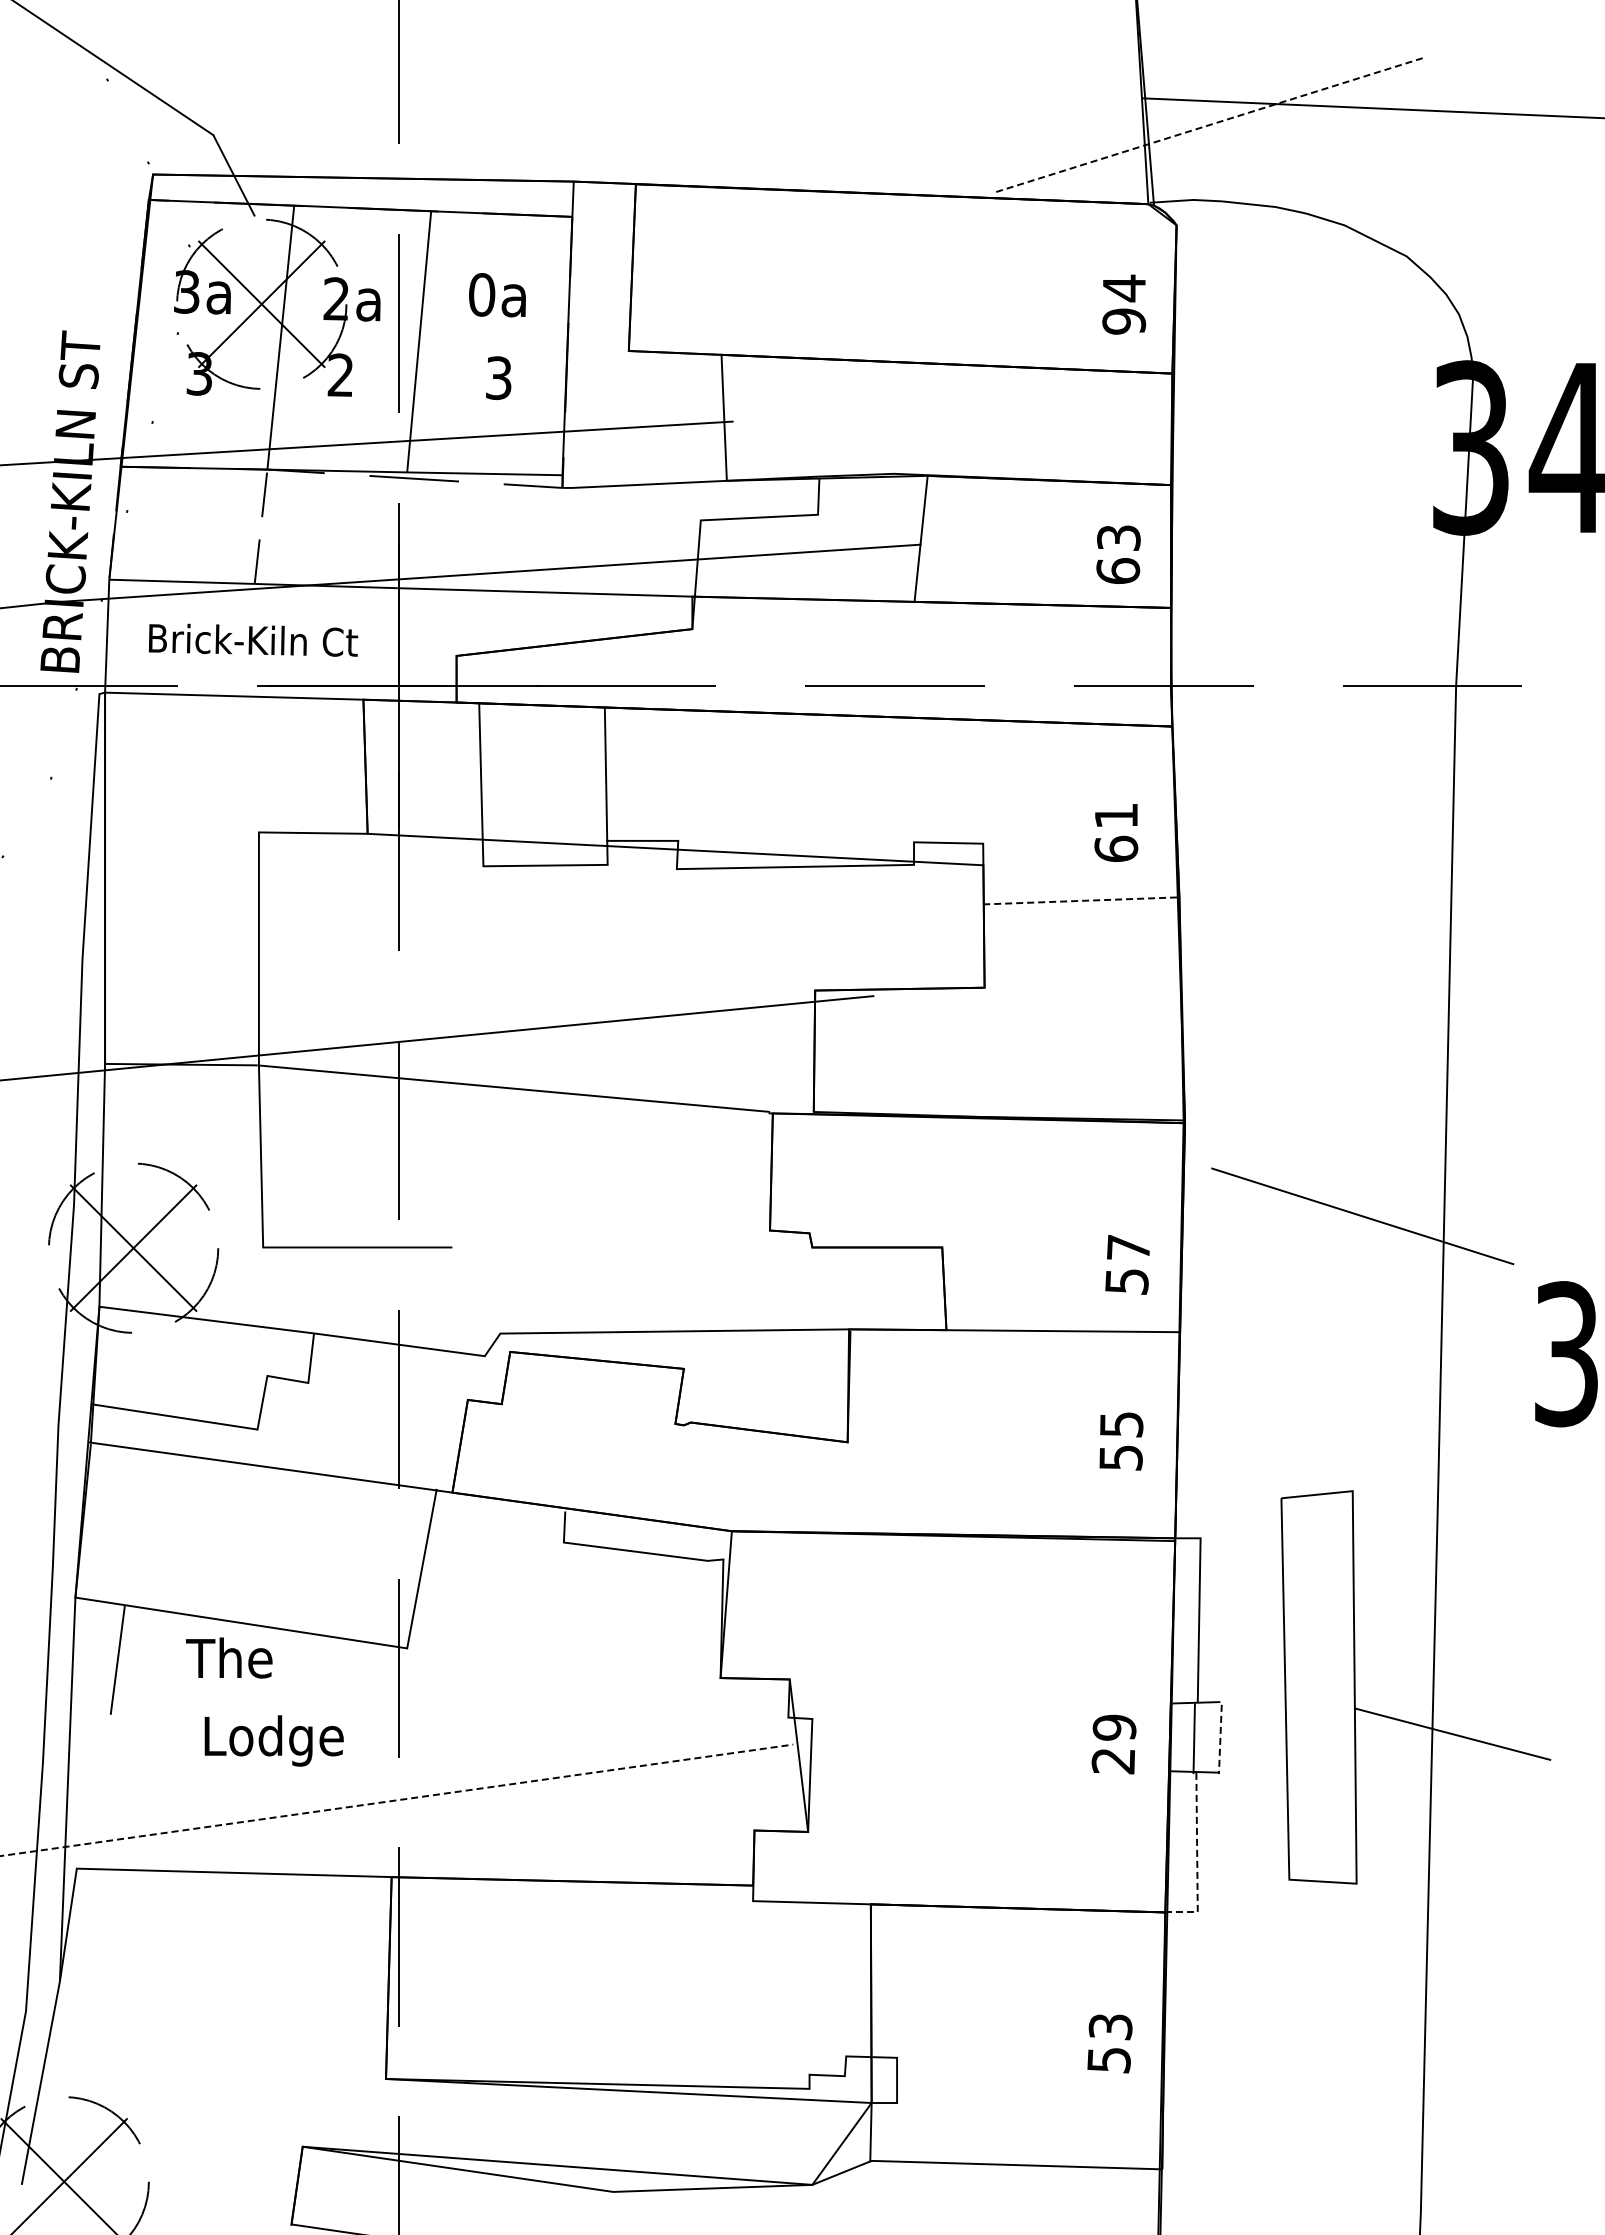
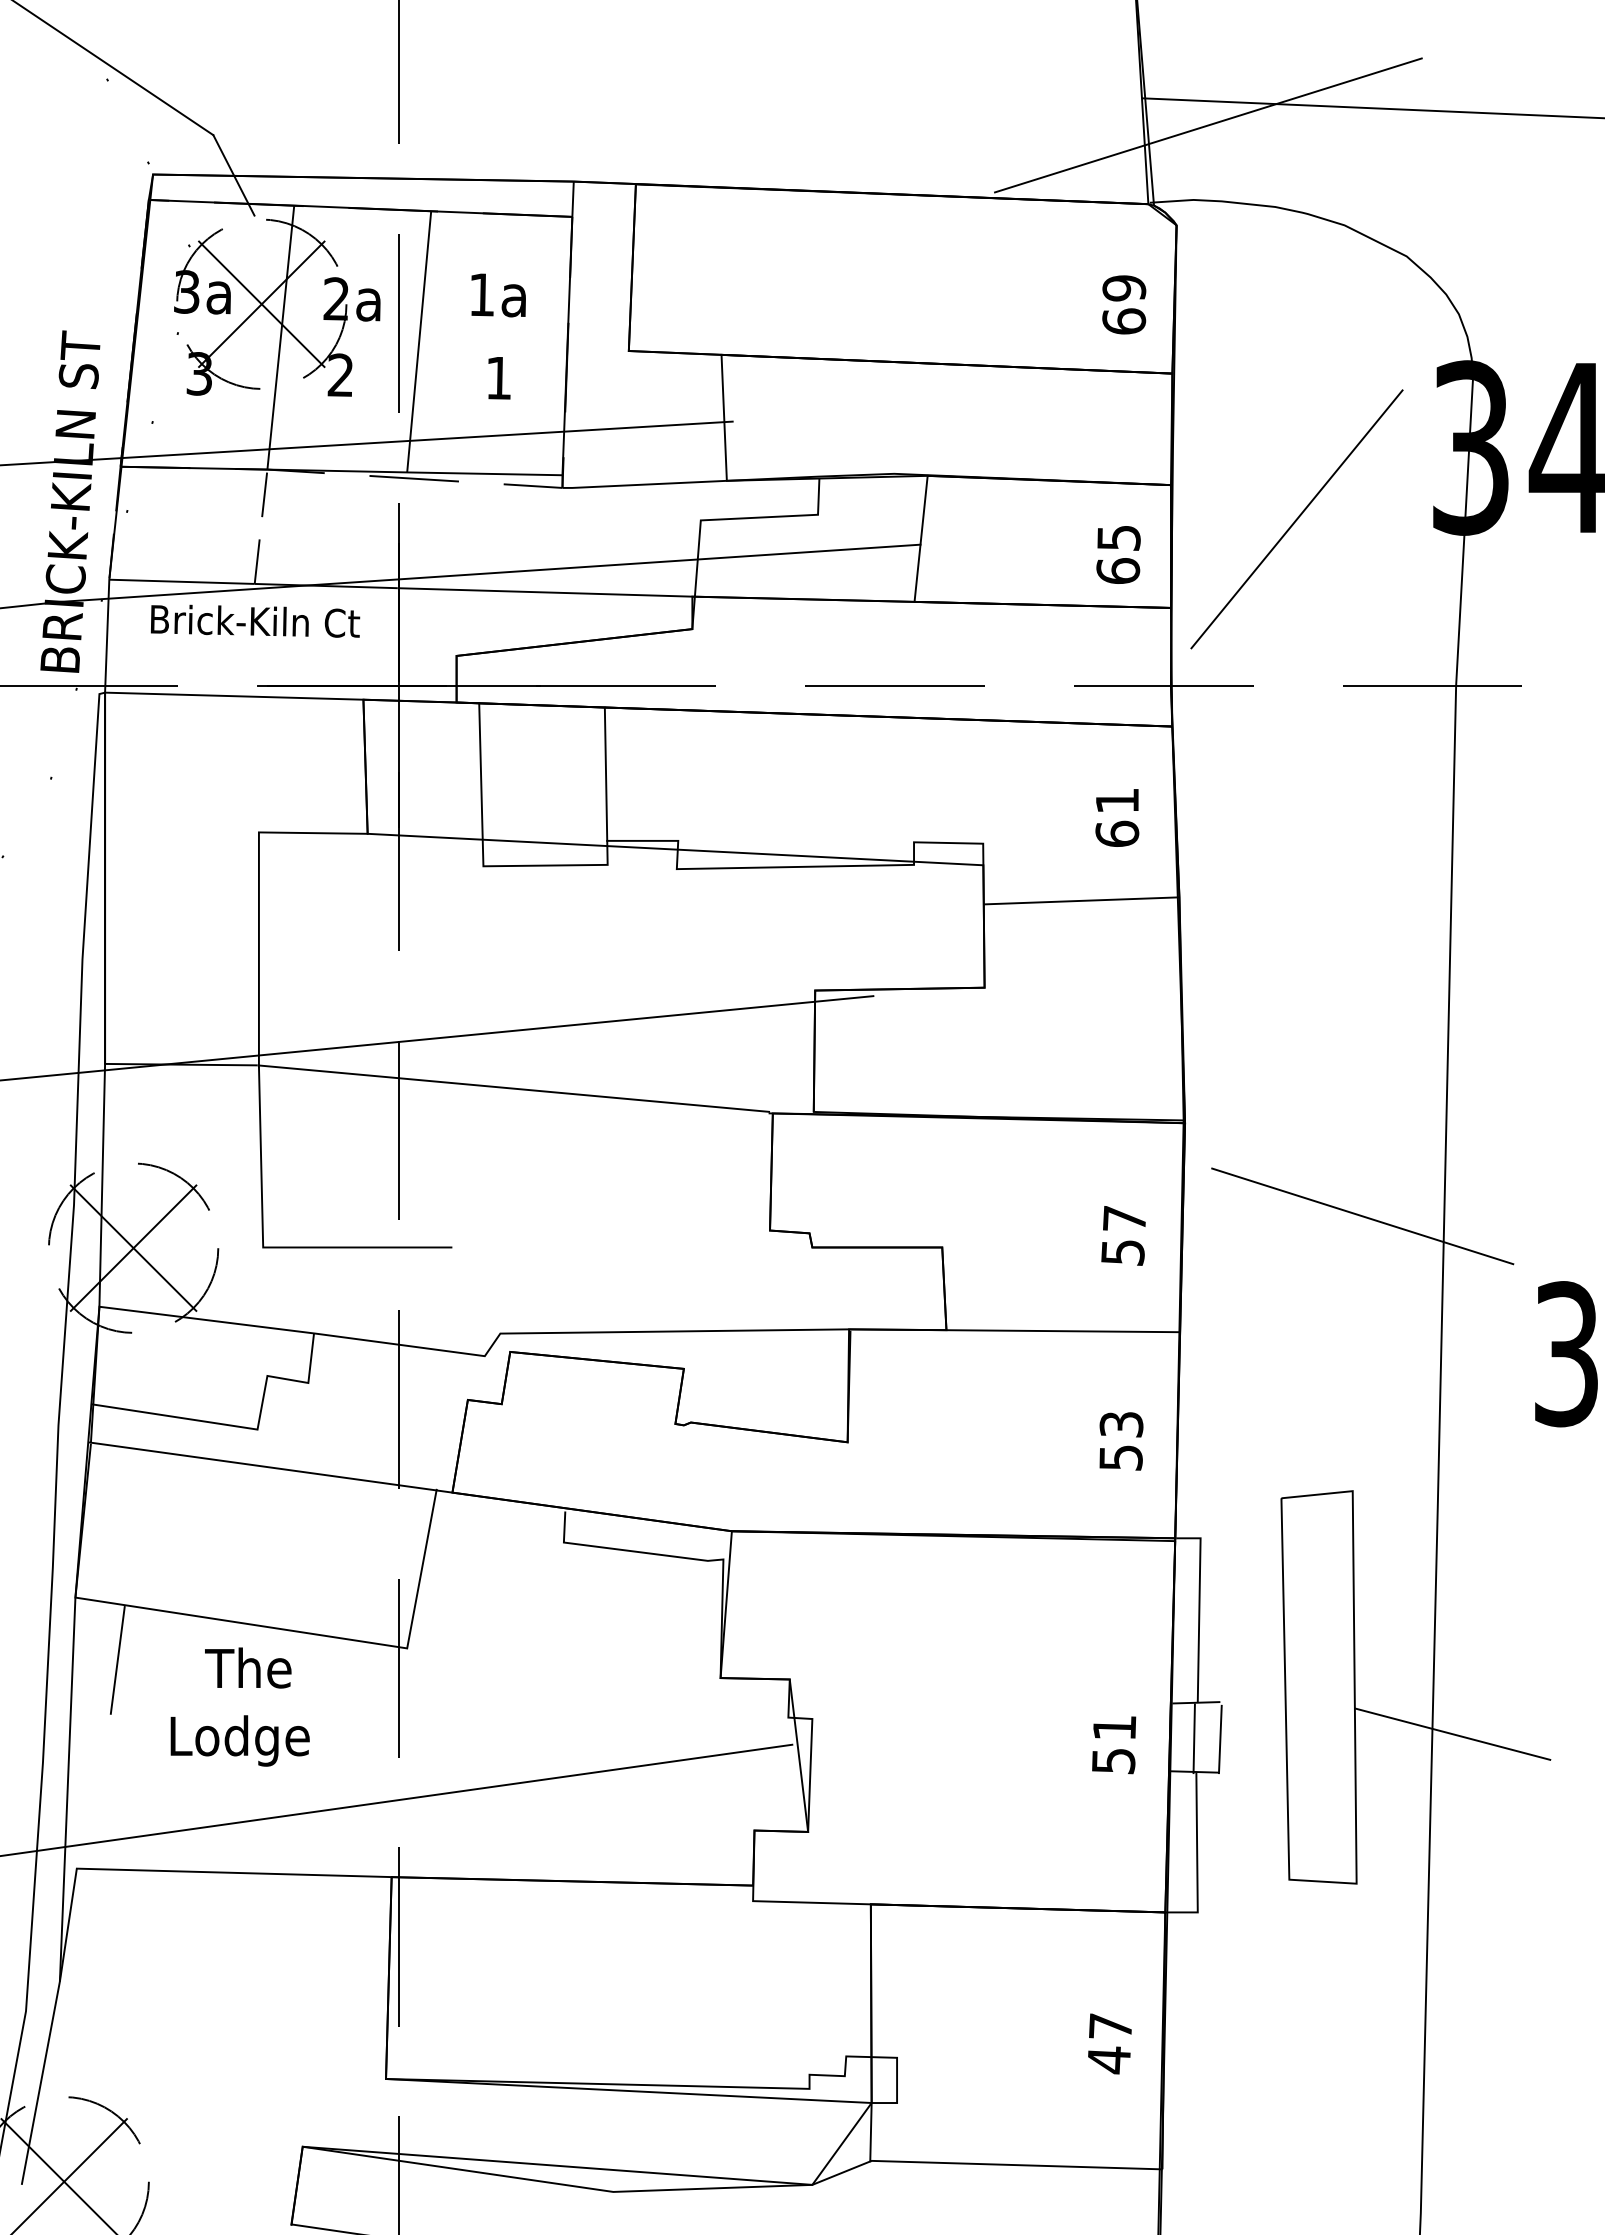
line: dashed -> solid (1208, 125)
text: 0a -> 1a (482, 294)
text: 94 -> 69 (1124, 304)
text: 3 -> 1 (498, 378)
line: none -> present (1296, 519)
text: 63 -> 65 (1118, 537)
text position: (253, 639) -> (255, 620) (255, 620)
text position: (1116, 832) -> (1117, 817) (1117, 817)
line: dashed -> solid (1081, 900)
text position: (1127, 1264) -> (1123, 1235) (1123, 1235)
text: 55 -> 53 (1120, 1424)
text position: (229, 1657) -> (248, 1667) (248, 1667)
line: dashed -> solid (1220, 1739)
text position: (273, 1740) -> (239, 1740) (239, 1740)
text: 29 -> 51 (1113, 1744)
line: dashed -> solid (397, 1800)
line: dashed -> solid (1197, 1859)
text: 53 -> 47 (1109, 2043)
